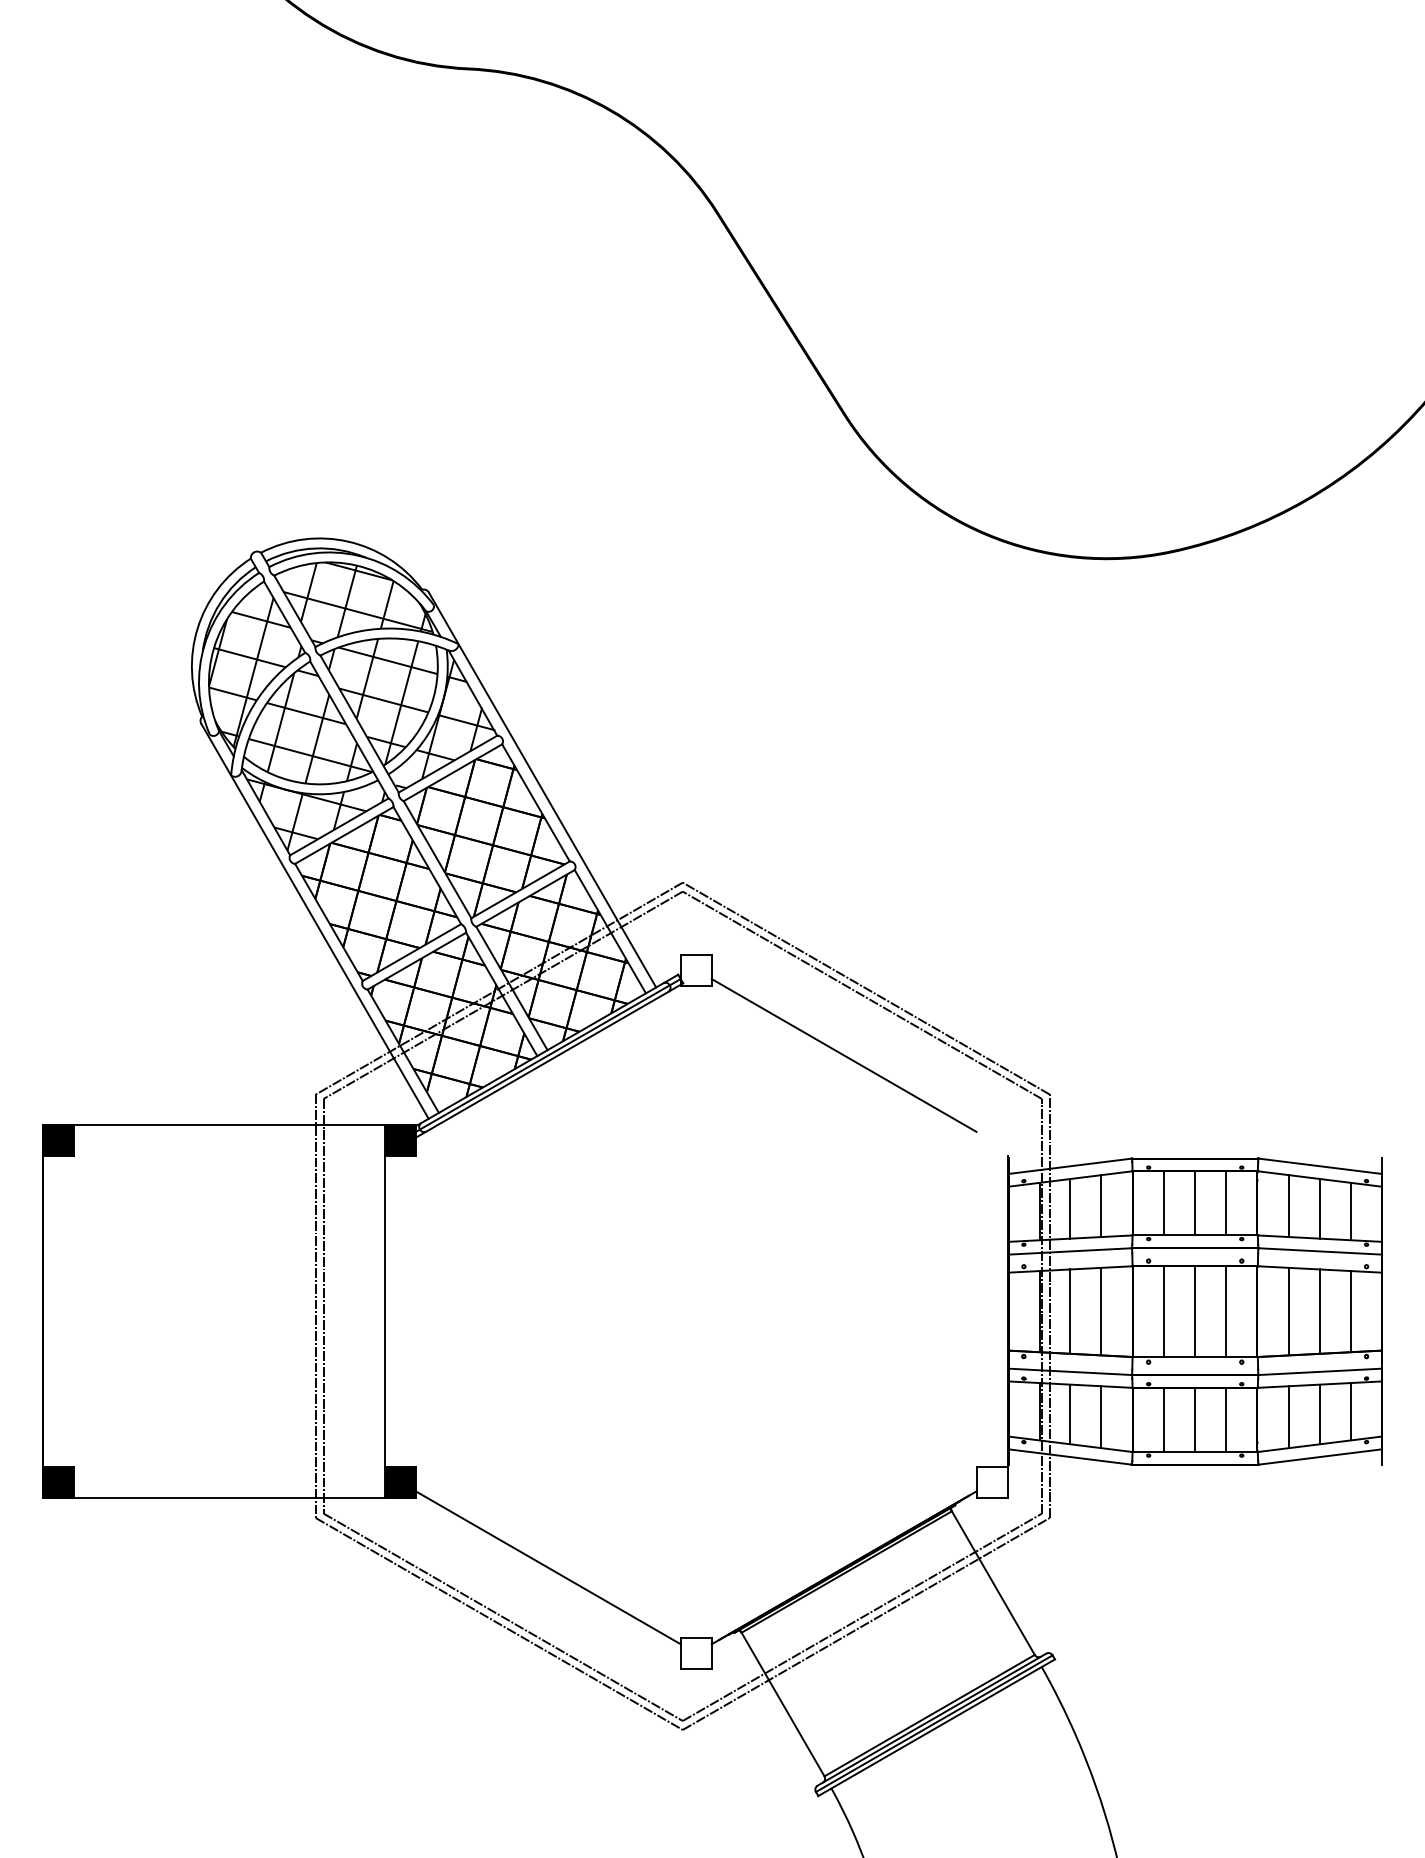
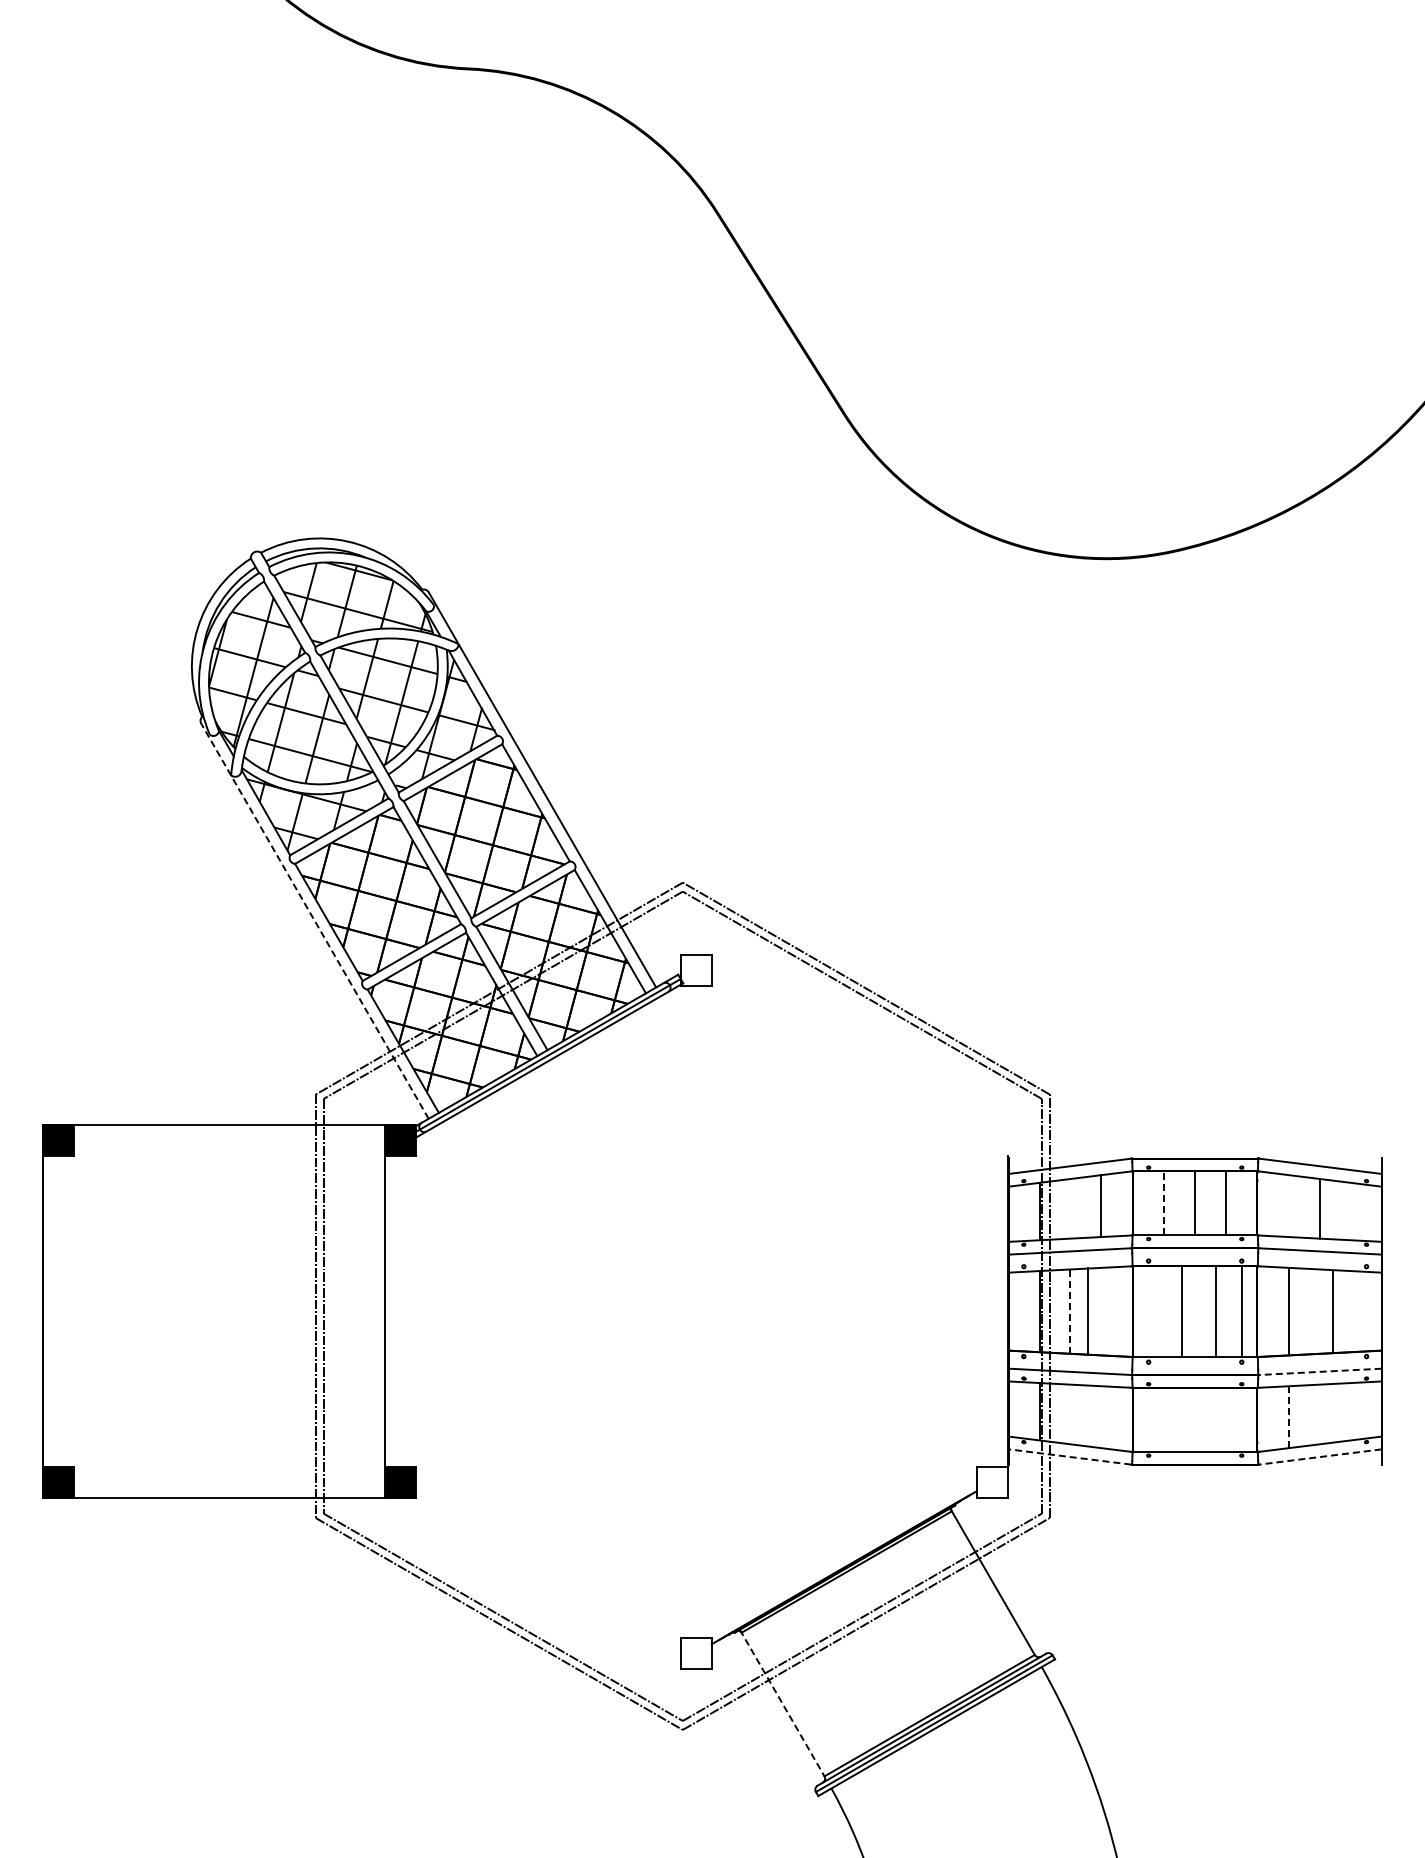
line: solid -> dashed (315, 921)
line: present -> none (843, 1055)
line: solid -> dashed (1164, 1202)
line: present -> none (1289, 1206)
line: present -> none (1070, 1208)
line: present -> none (1350, 1211)
line: solid -> dashed (1070, 1311)
line position: (1101, 1311) -> (1088, 1311) (1088, 1311)
line position: (1164, 1311) -> (1182, 1311) (1182, 1311)
line position: (1195, 1311) -> (1216, 1311) (1216, 1311)
line position: (1226, 1311) -> (1242, 1311) (1242, 1311)
line: present -> none (1320, 1311)
line position: (1350, 1311) -> (1332, 1311) (1332, 1311)
line: solid -> dashed (1319, 1371)
line: present -> none (1350, 1411)
line: present -> none (1070, 1414)
line: present -> none (1320, 1414)
line: present -> none (1101, 1417)
line: solid -> dashed (1289, 1417)
line: present -> none (1164, 1419)
line: present -> none (1195, 1419)
line: present -> none (1226, 1419)
line: solid -> dashed (1070, 1456)
line: solid -> dashed (1320, 1456)
line: present -> none (547, 1567)
line: solid -> dashed (782, 1703)
